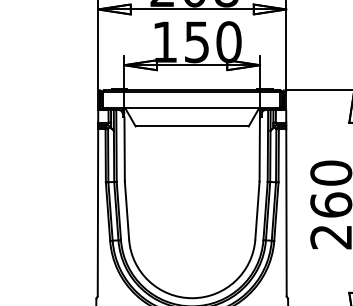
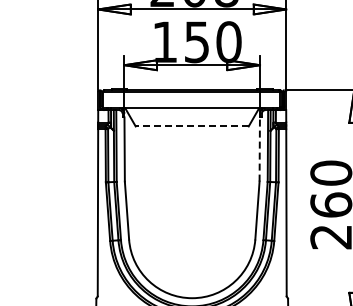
line: solid -> dashed (192, 126)
line: solid -> dashed (259, 149)
